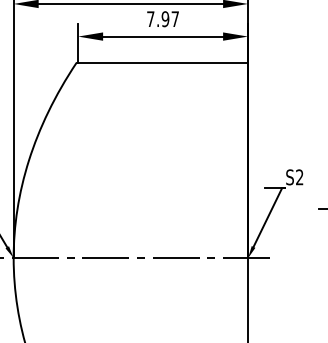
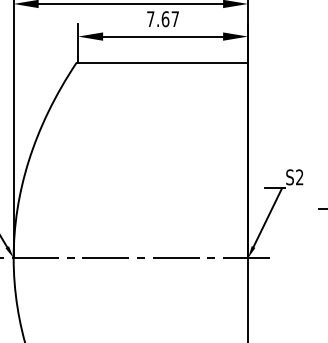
text: 7.97 -> 7.67 (165, 19)
